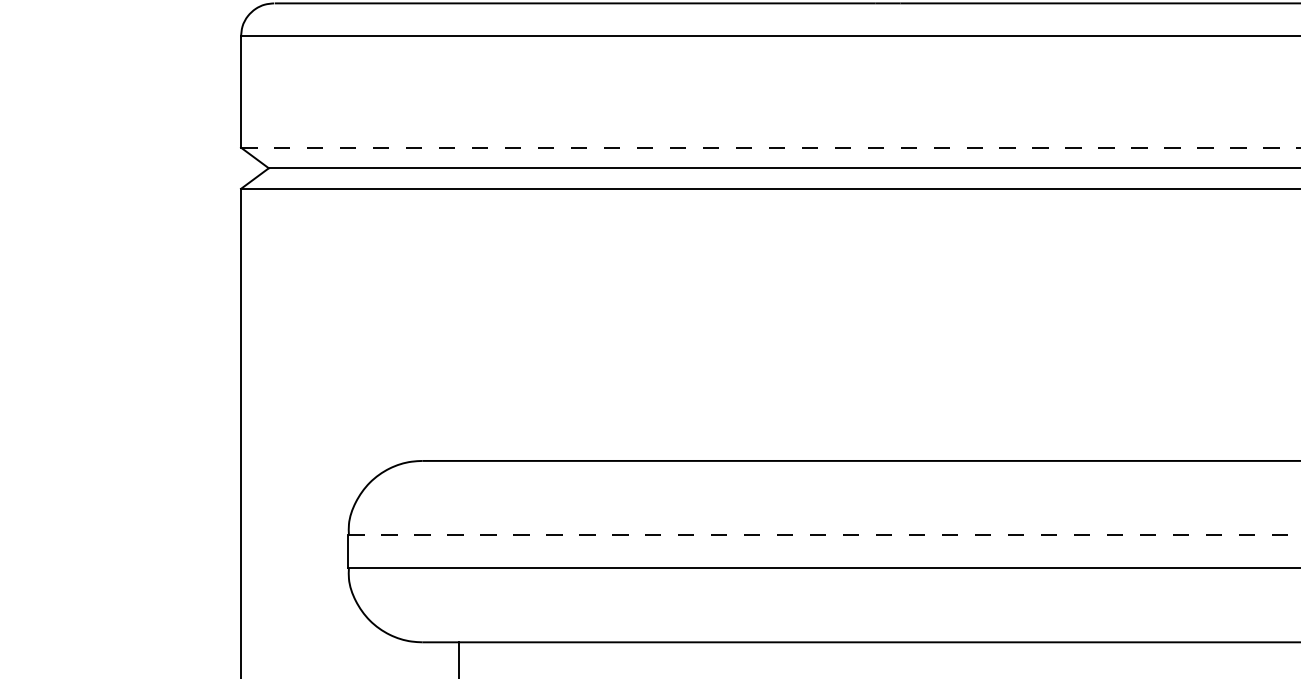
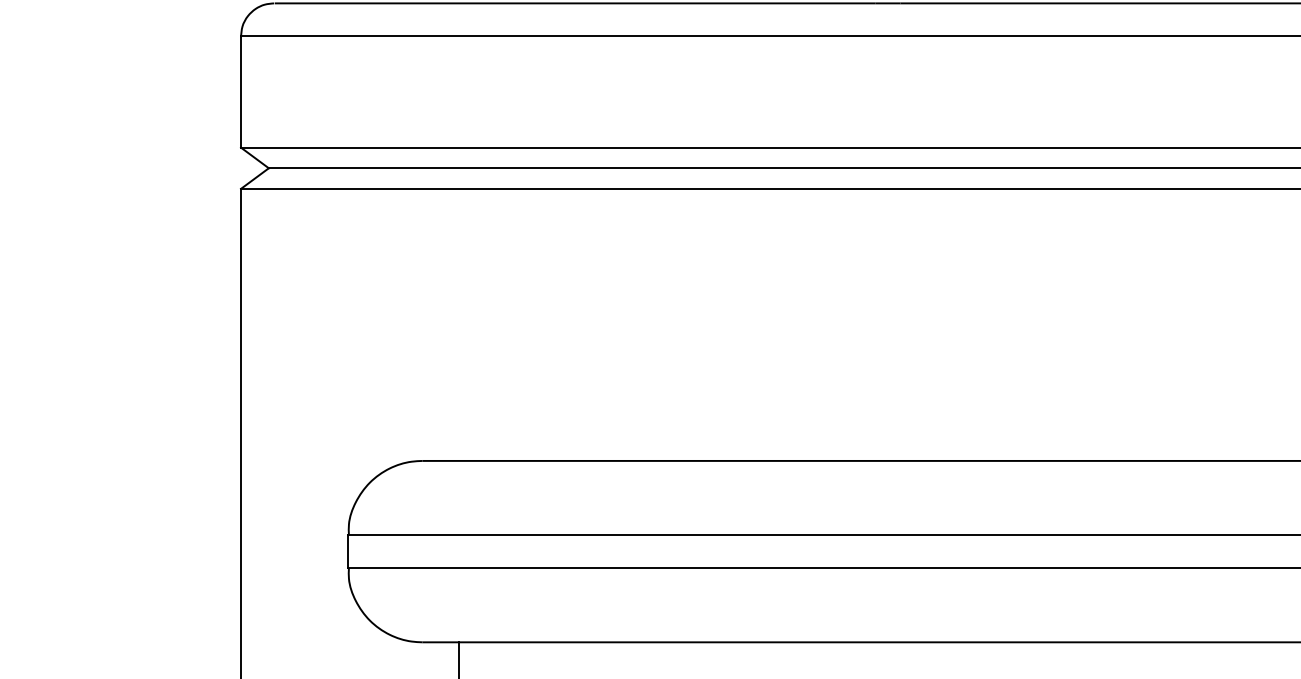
line: dashed -> solid (770, 147)
line: dashed -> solid (824, 535)
